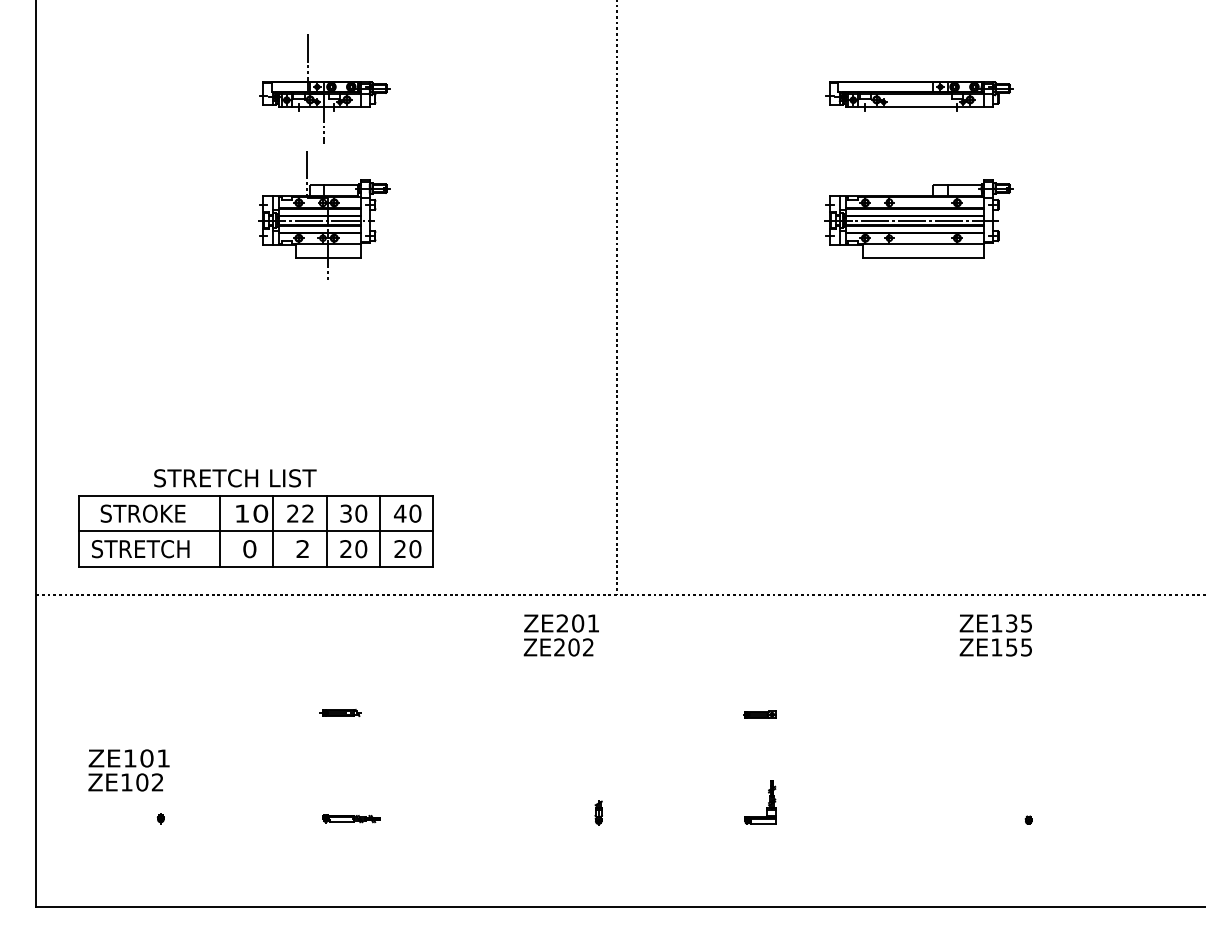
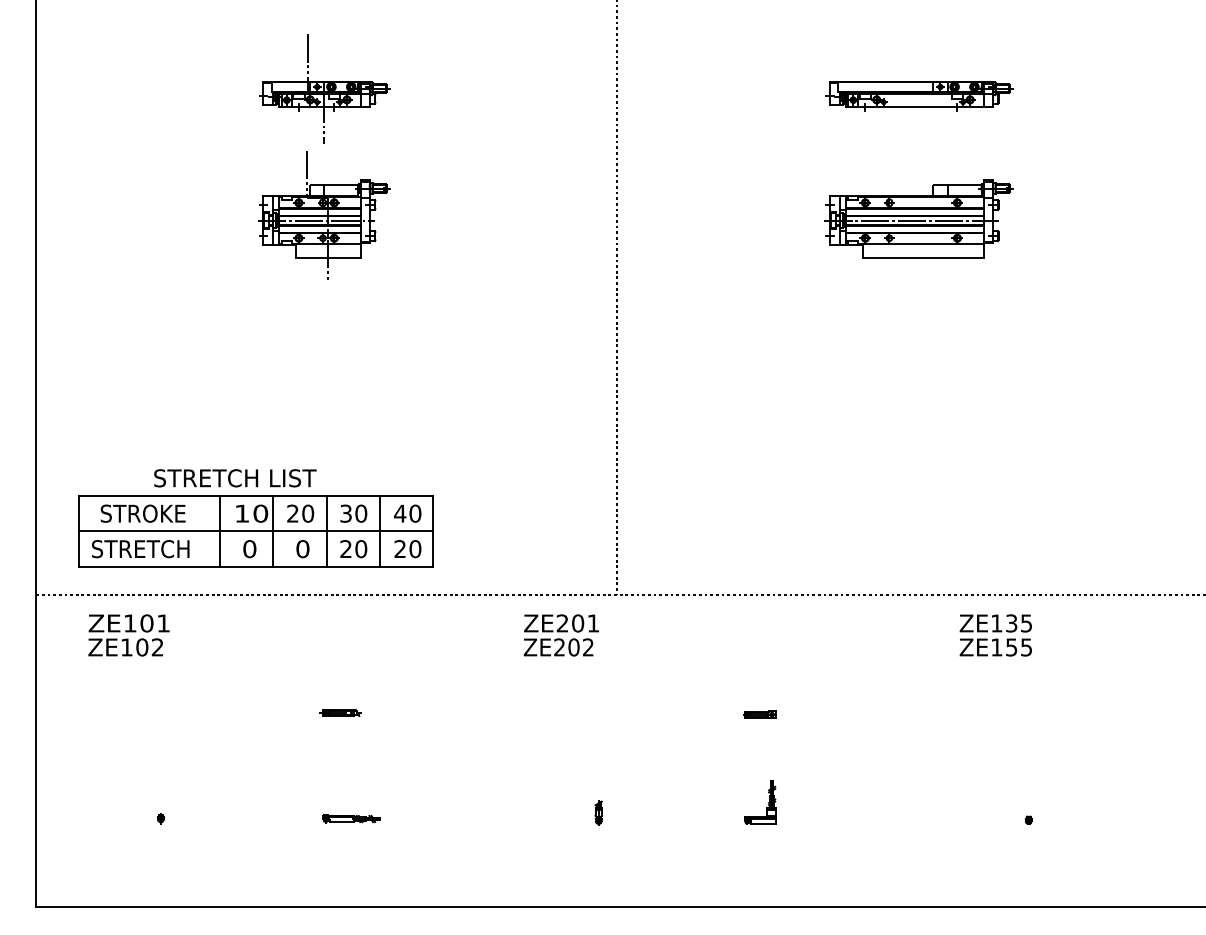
text: 22 -> 20 (308, 513)
text: 2 -> 0 (302, 549)
text position: (128, 770) -> (128, 635) (128, 635)
